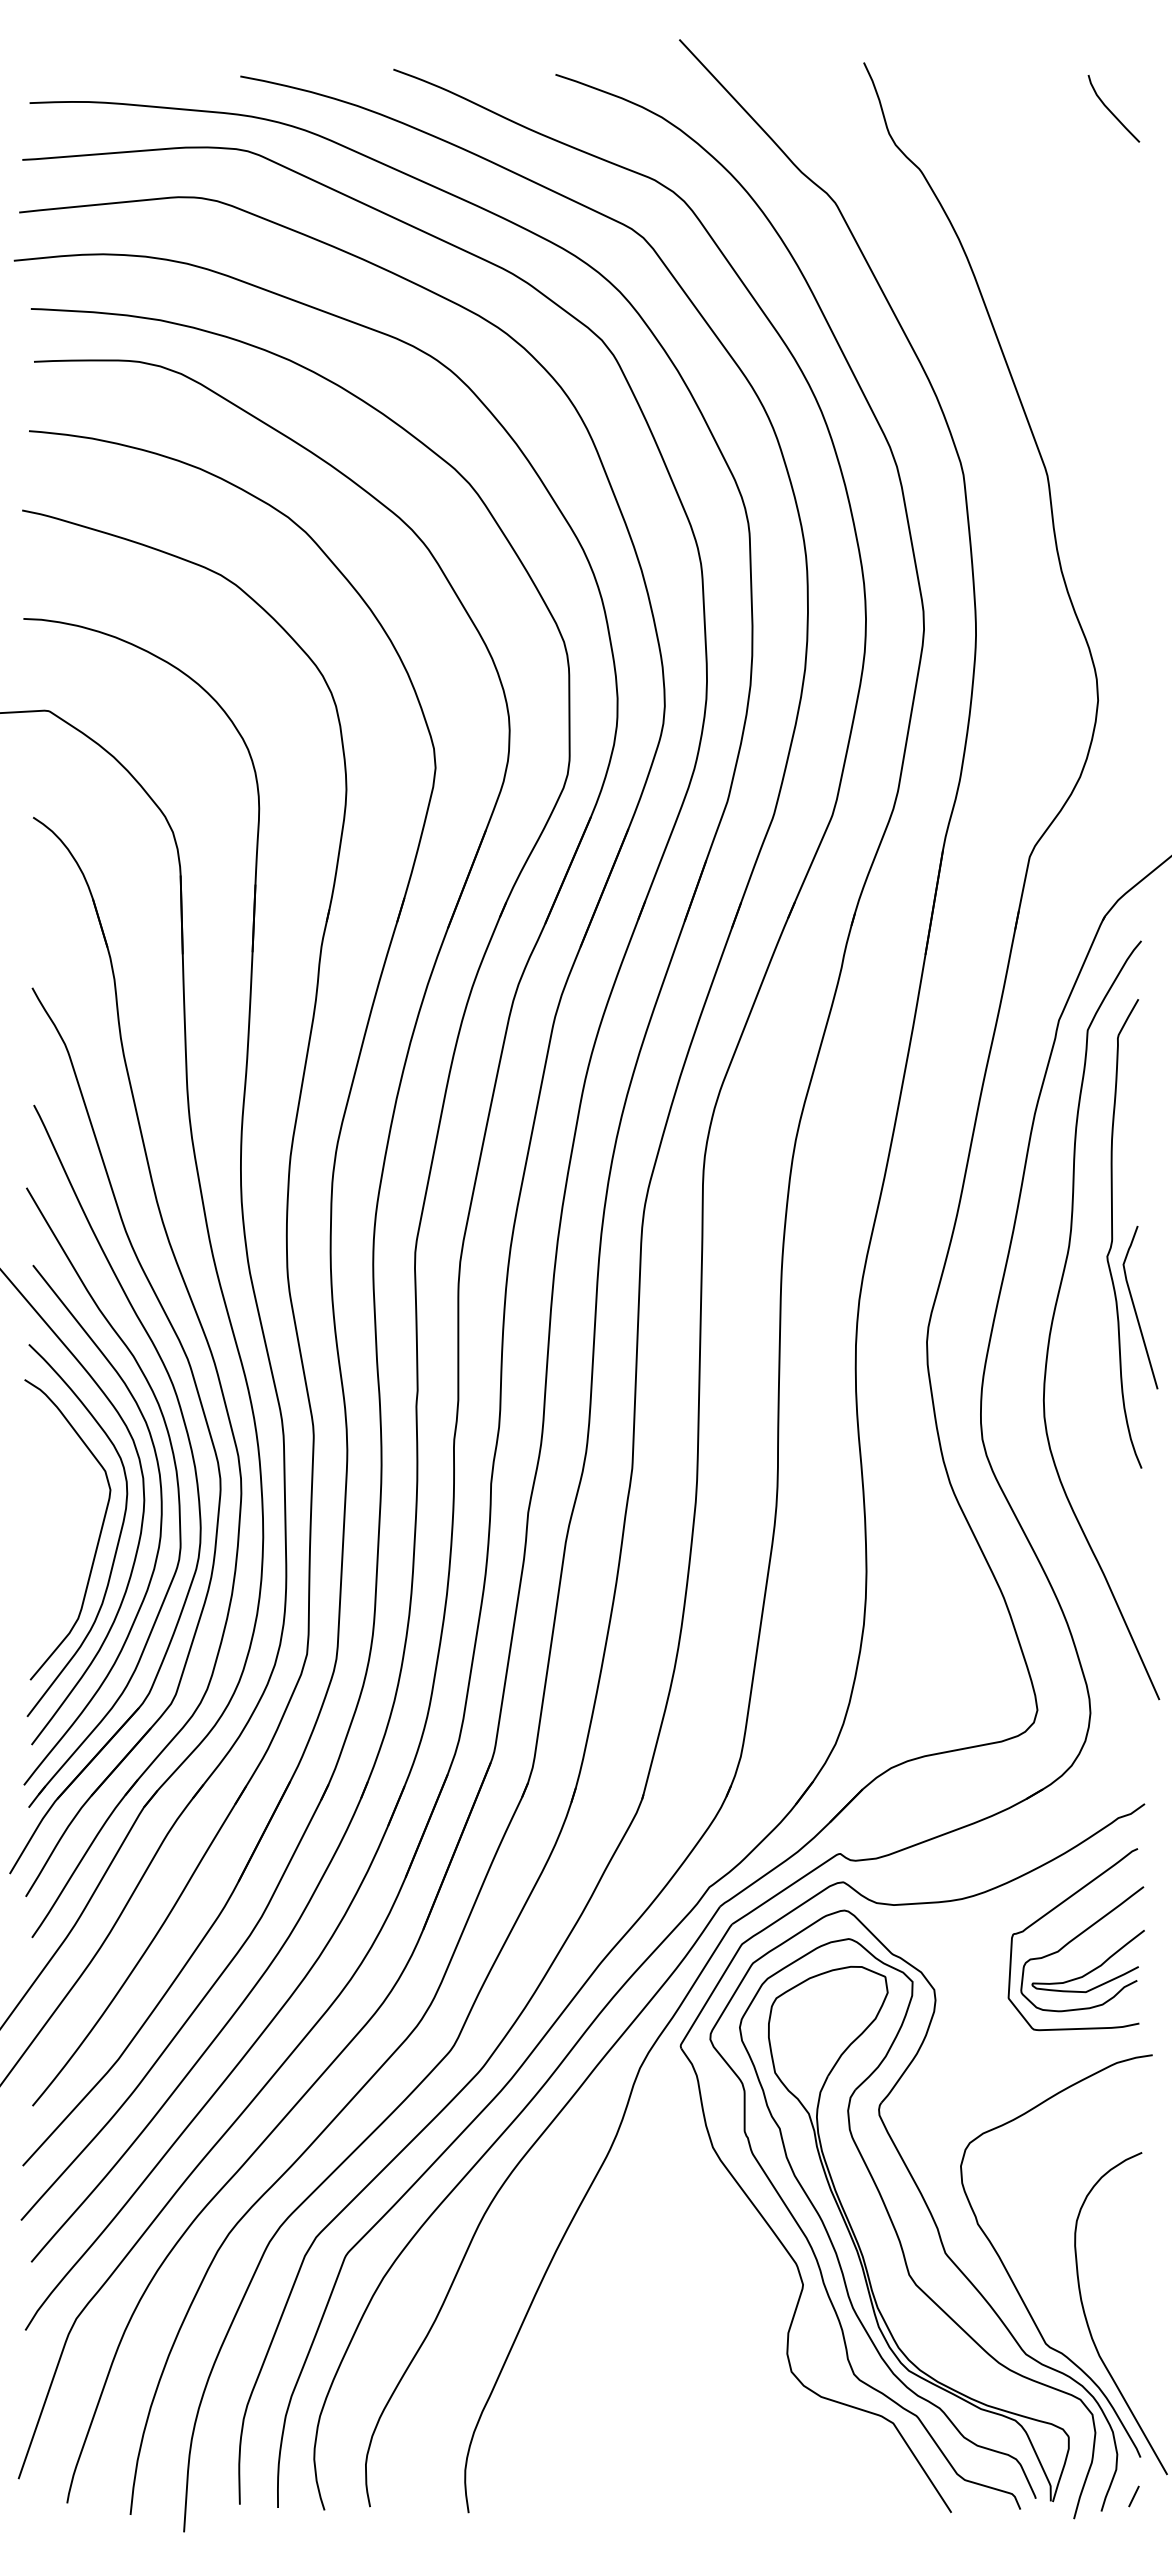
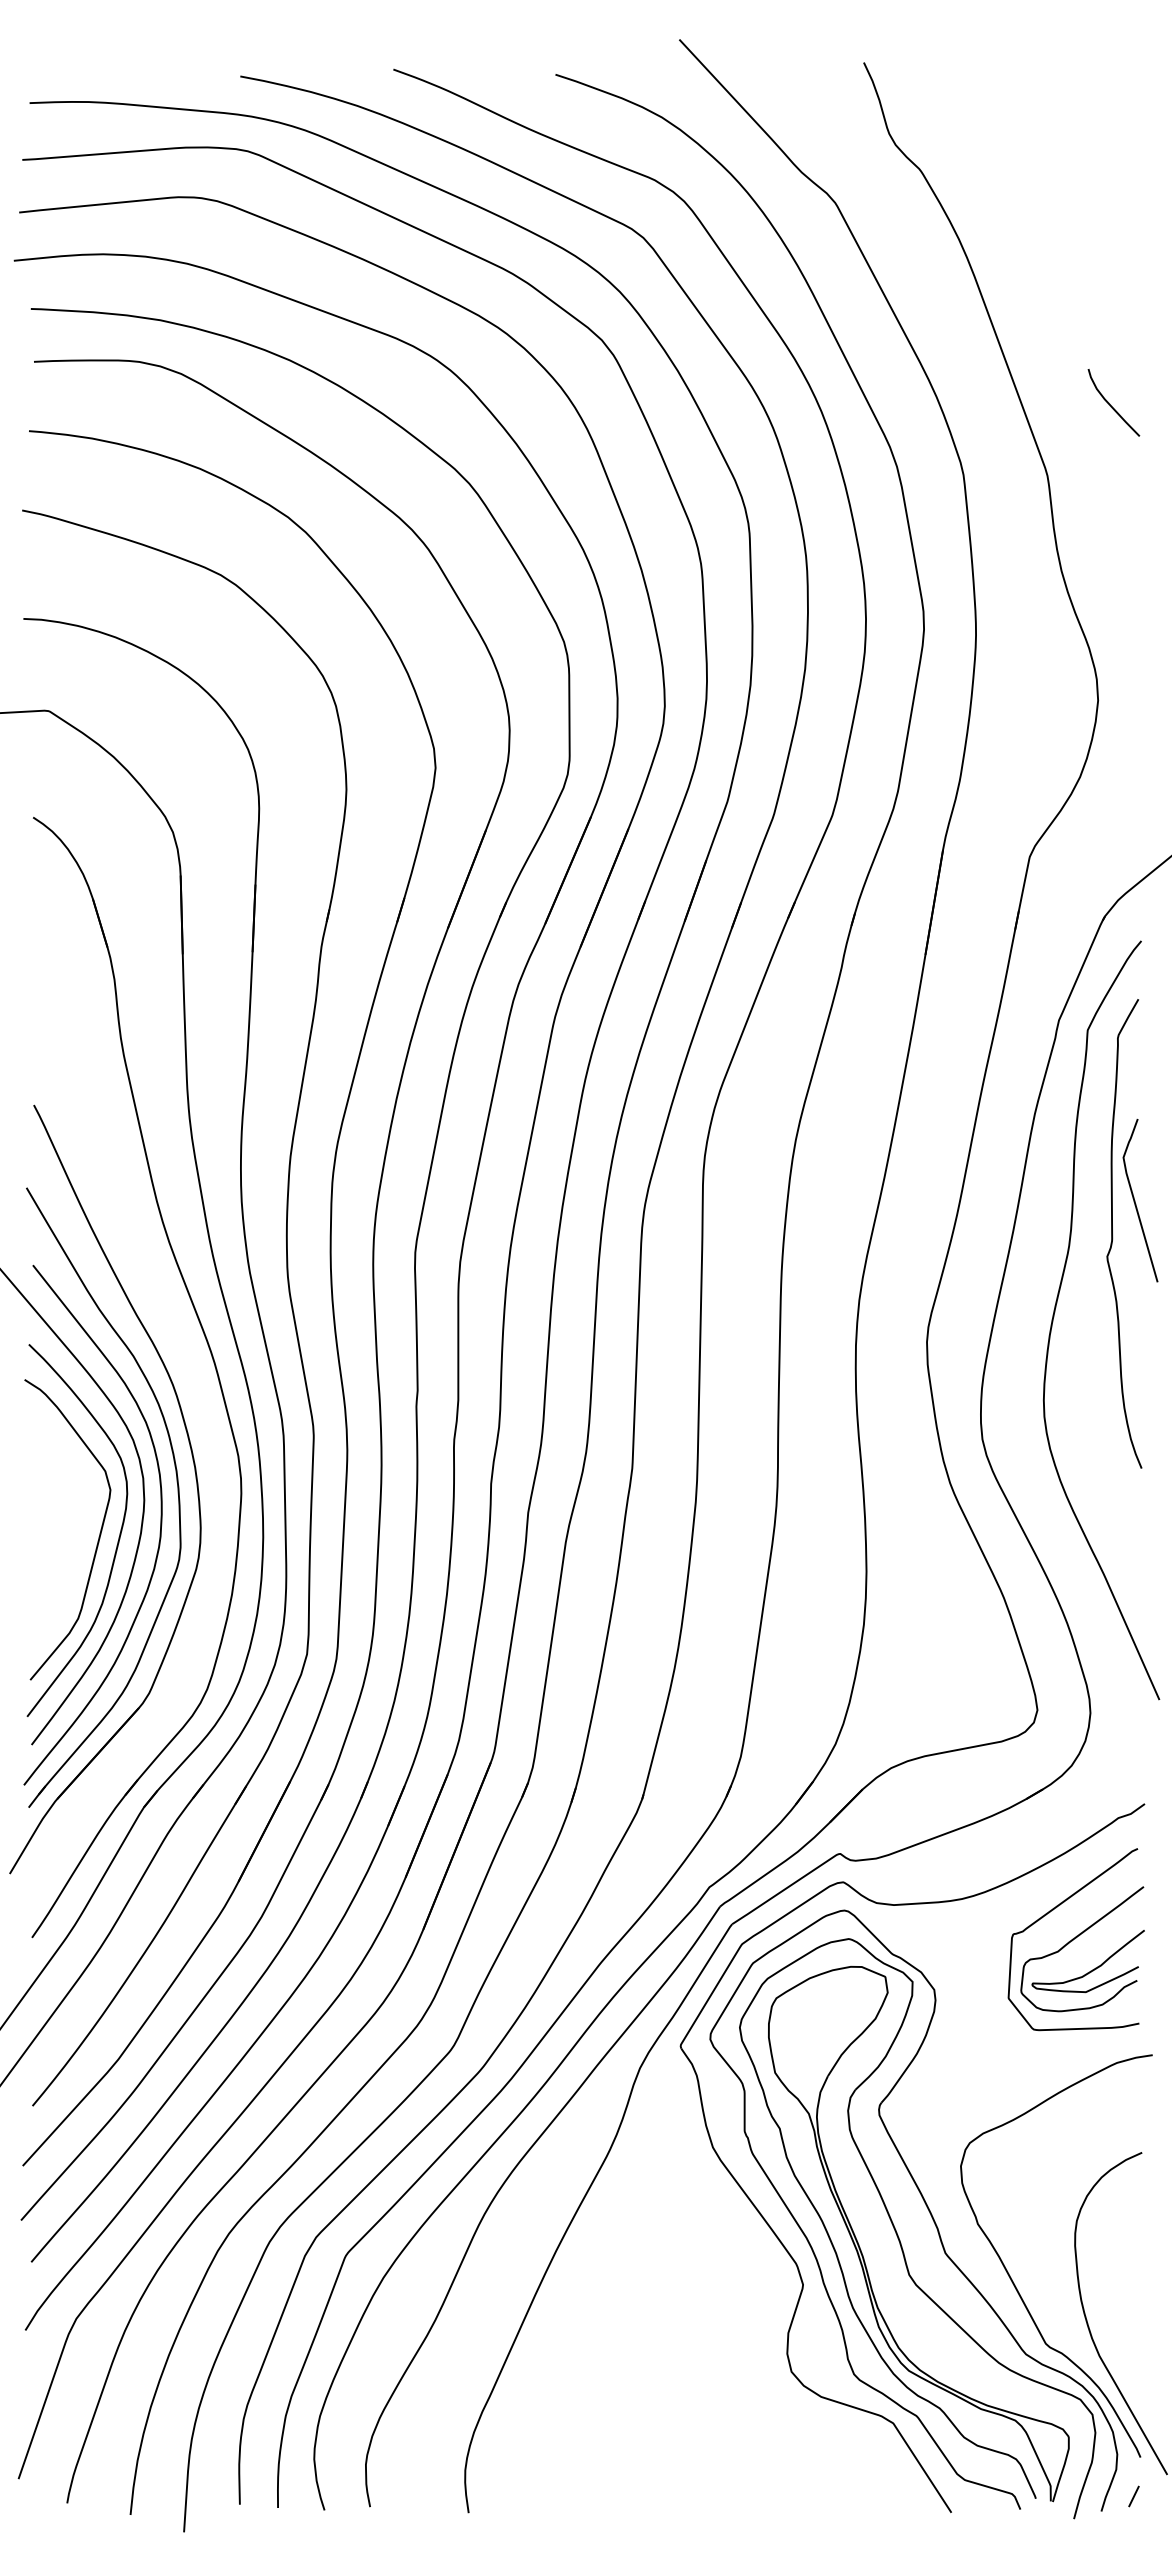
curve position: (1110, 110) -> (1110, 404) (1110, 404)
curve position: (1135, 1307) -> (1135, 1200) (1135, 1200)
part: present -> none (205, 1422)
